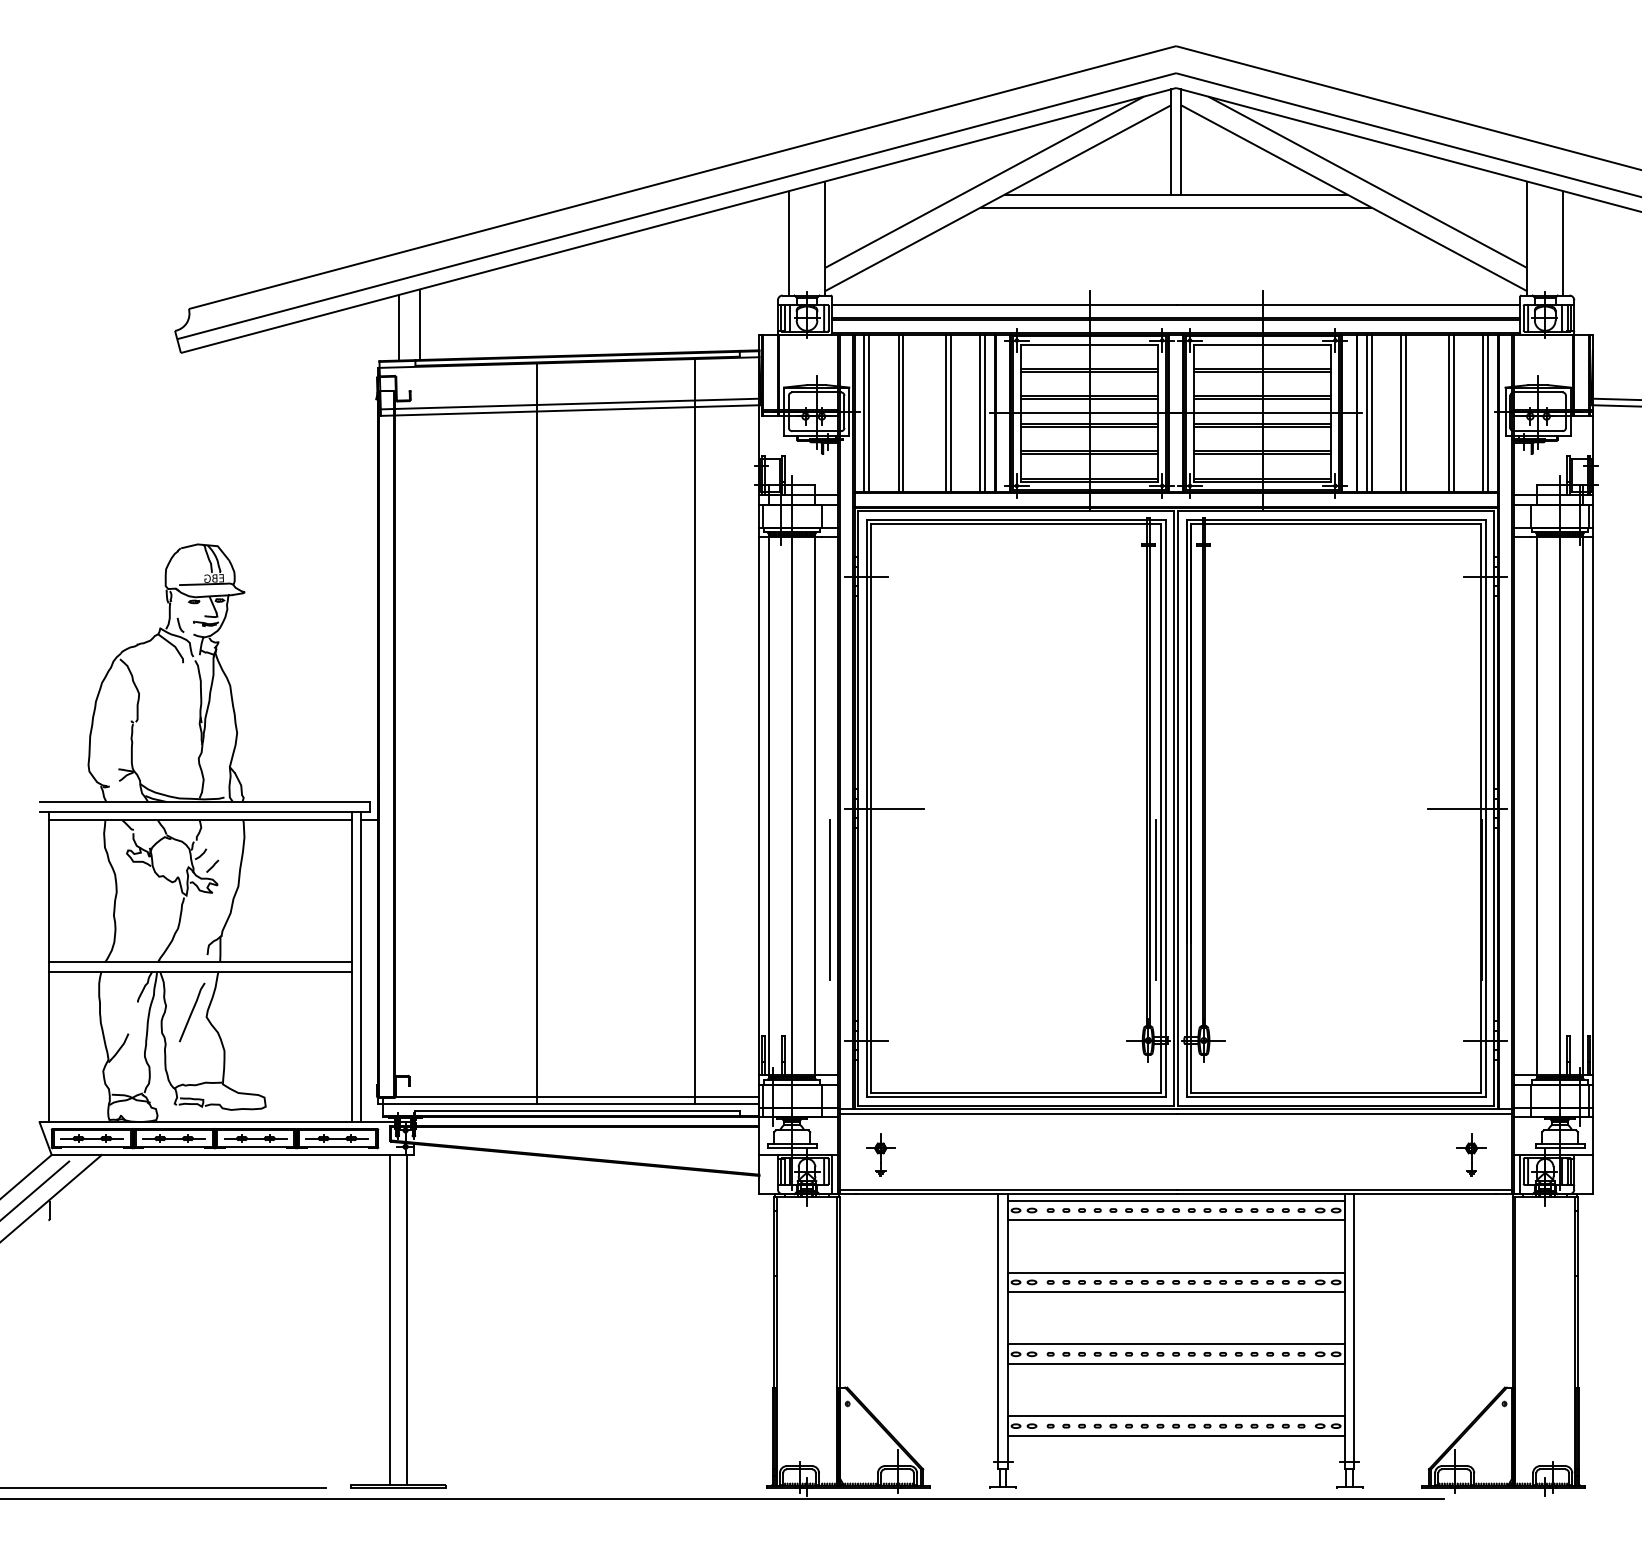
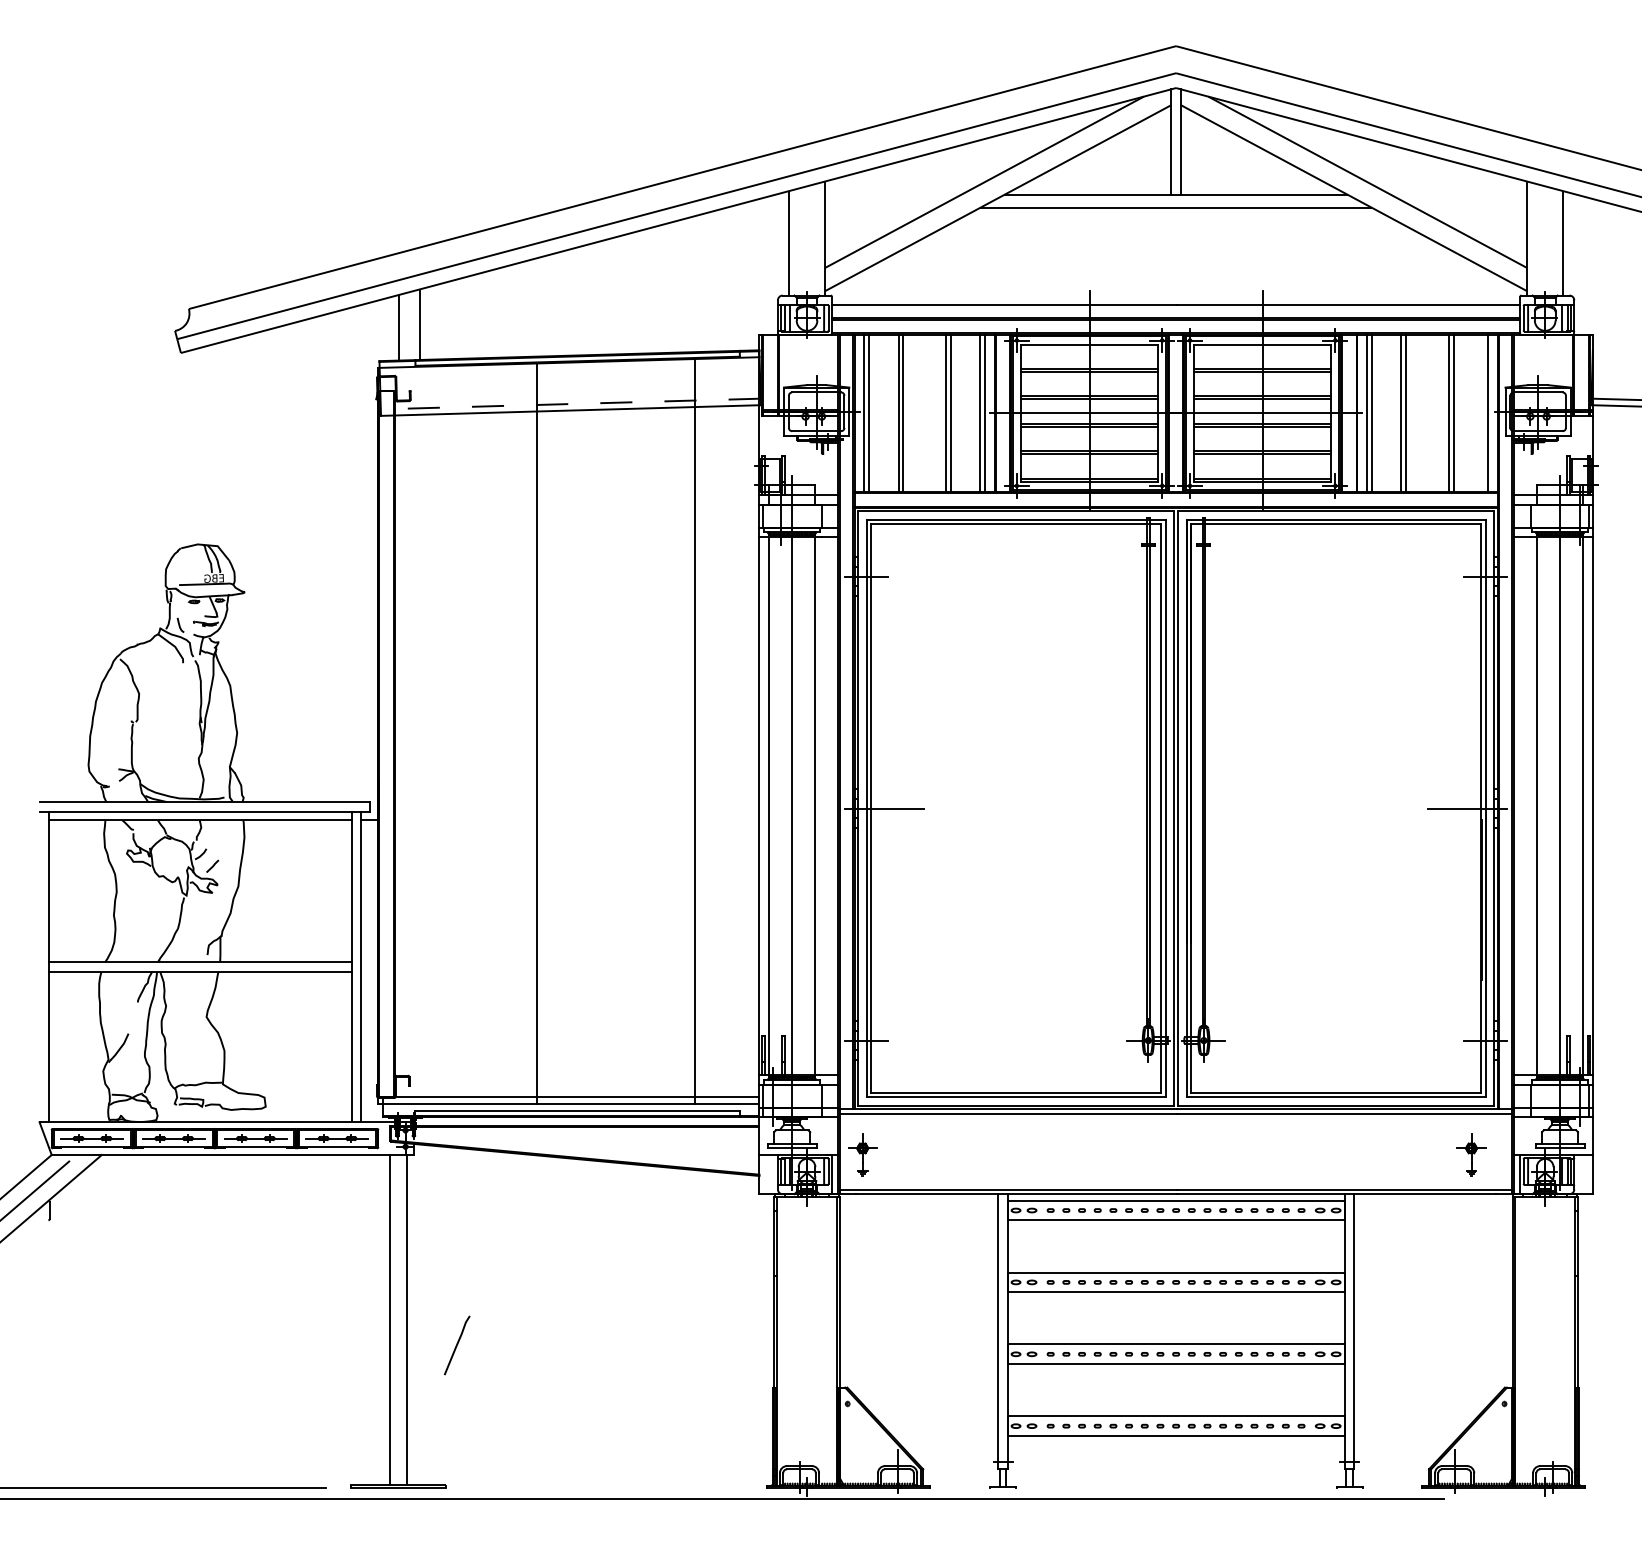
line: solid -> dashed (570, 404)
line: present -> none (1483, 412)
line: present -> none (829, 899)
line: present -> none (1155, 899)
line position: (191, 1012) -> (456, 1345) (456, 1345)
part position: (880, 1154) -> (862, 1154) (862, 1154)
